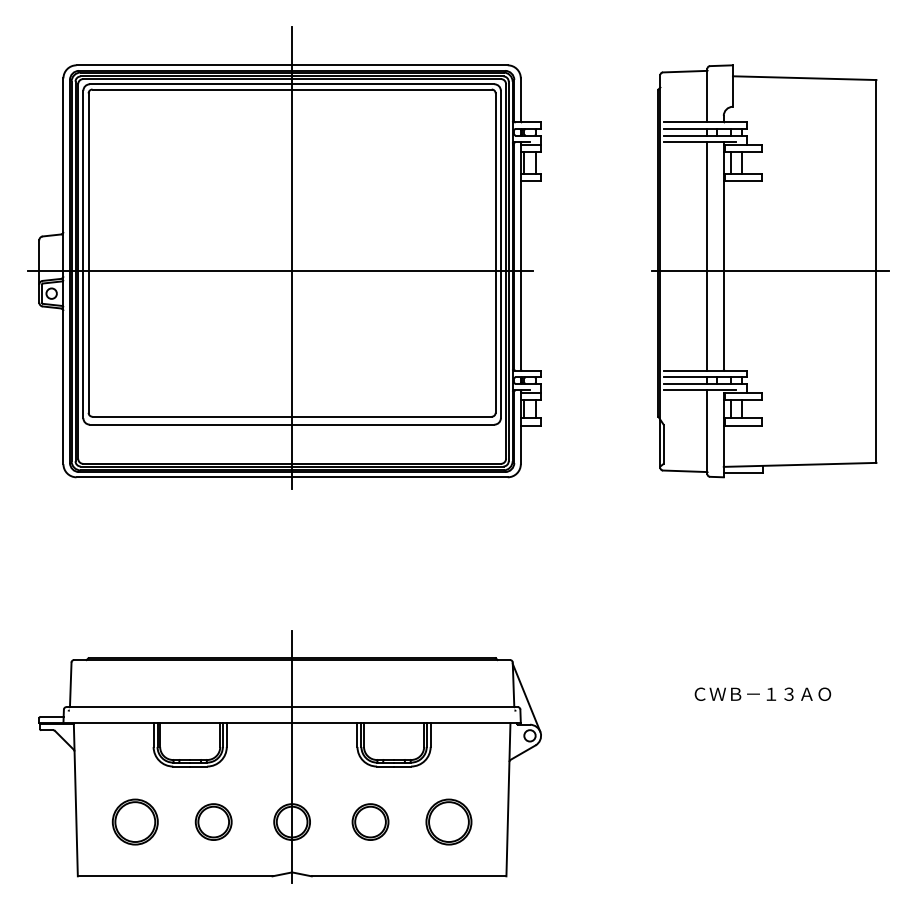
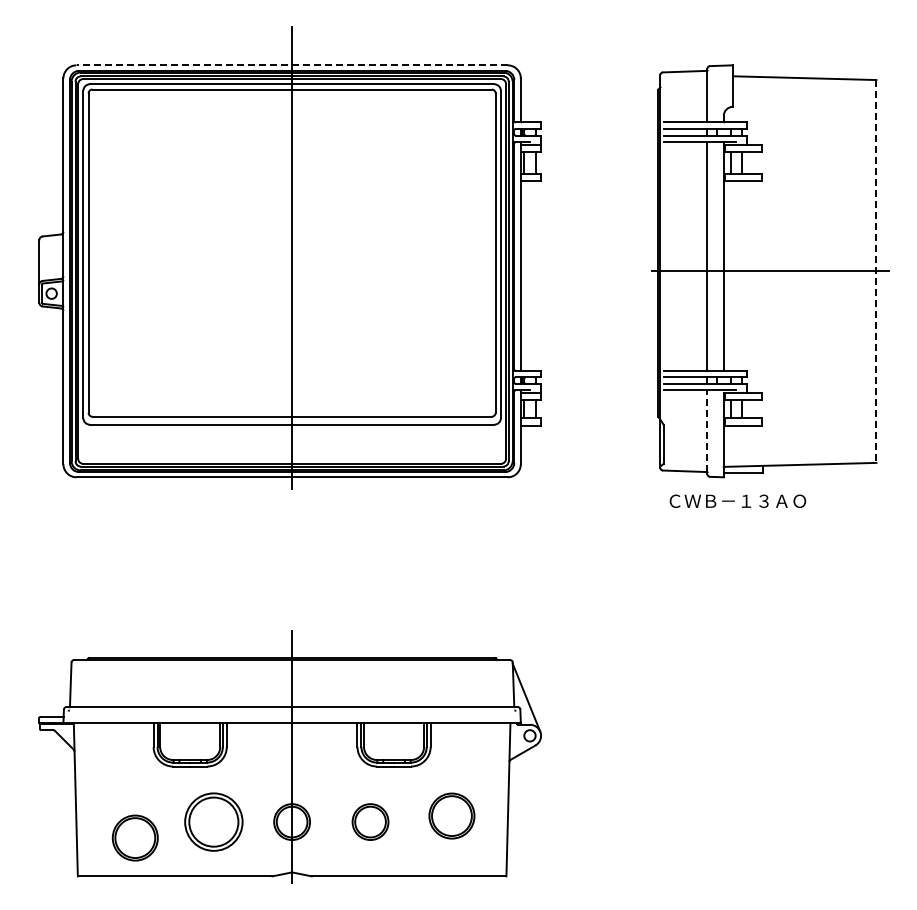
line: solid -> dashed (292, 65)
line: present -> none (279, 271)
line: solid -> dashed (876, 271)
line: solid -> dashed (707, 431)
text position: (762, 693) -> (737, 500) (737, 500)
part position: (134, 821) -> (134, 837) (134, 837)
part size: 39x38 px -> 60x60 px (213, 821)
part position: (448, 821) -> (451, 815) (451, 815)
